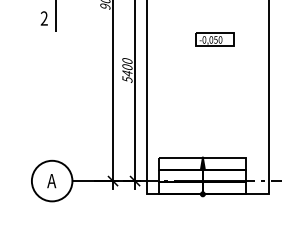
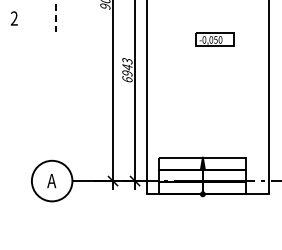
line: solid -> dashed (56, 15)
text position: (43, 18) -> (13, 18) (13, 18)
text: 5400 -> 6943 (127, 70)
